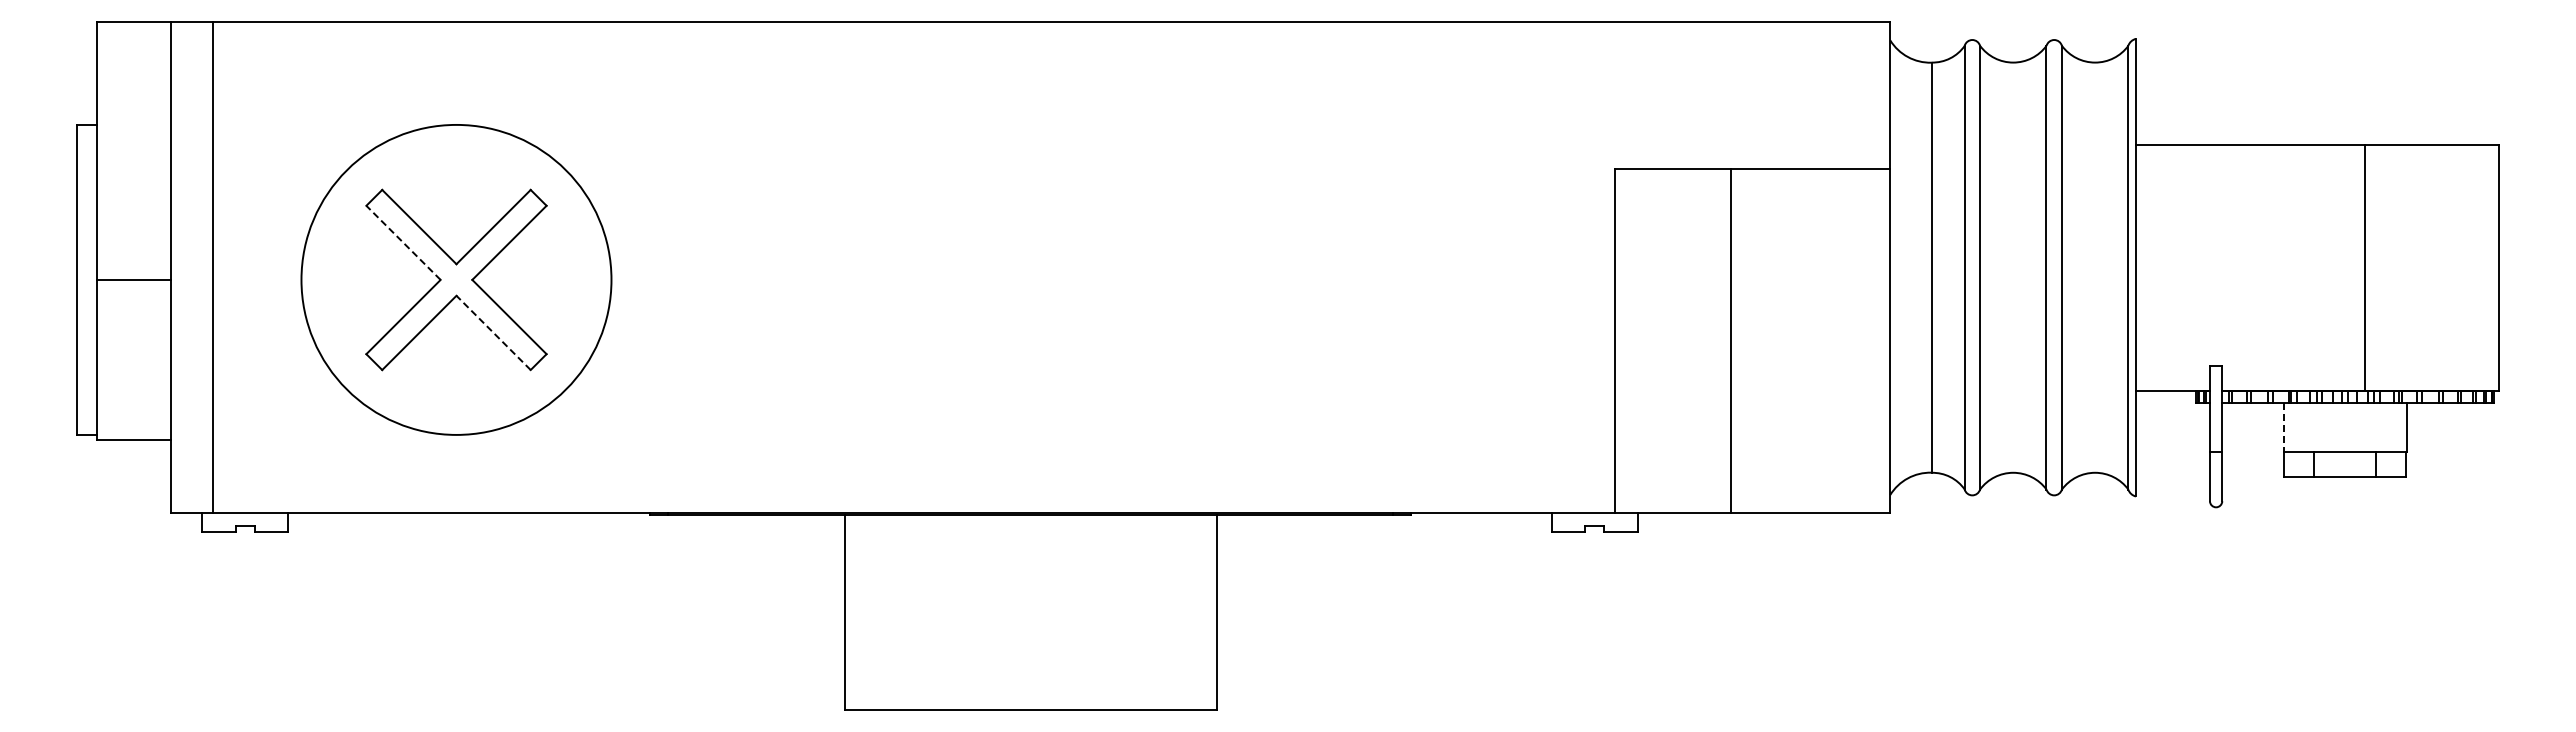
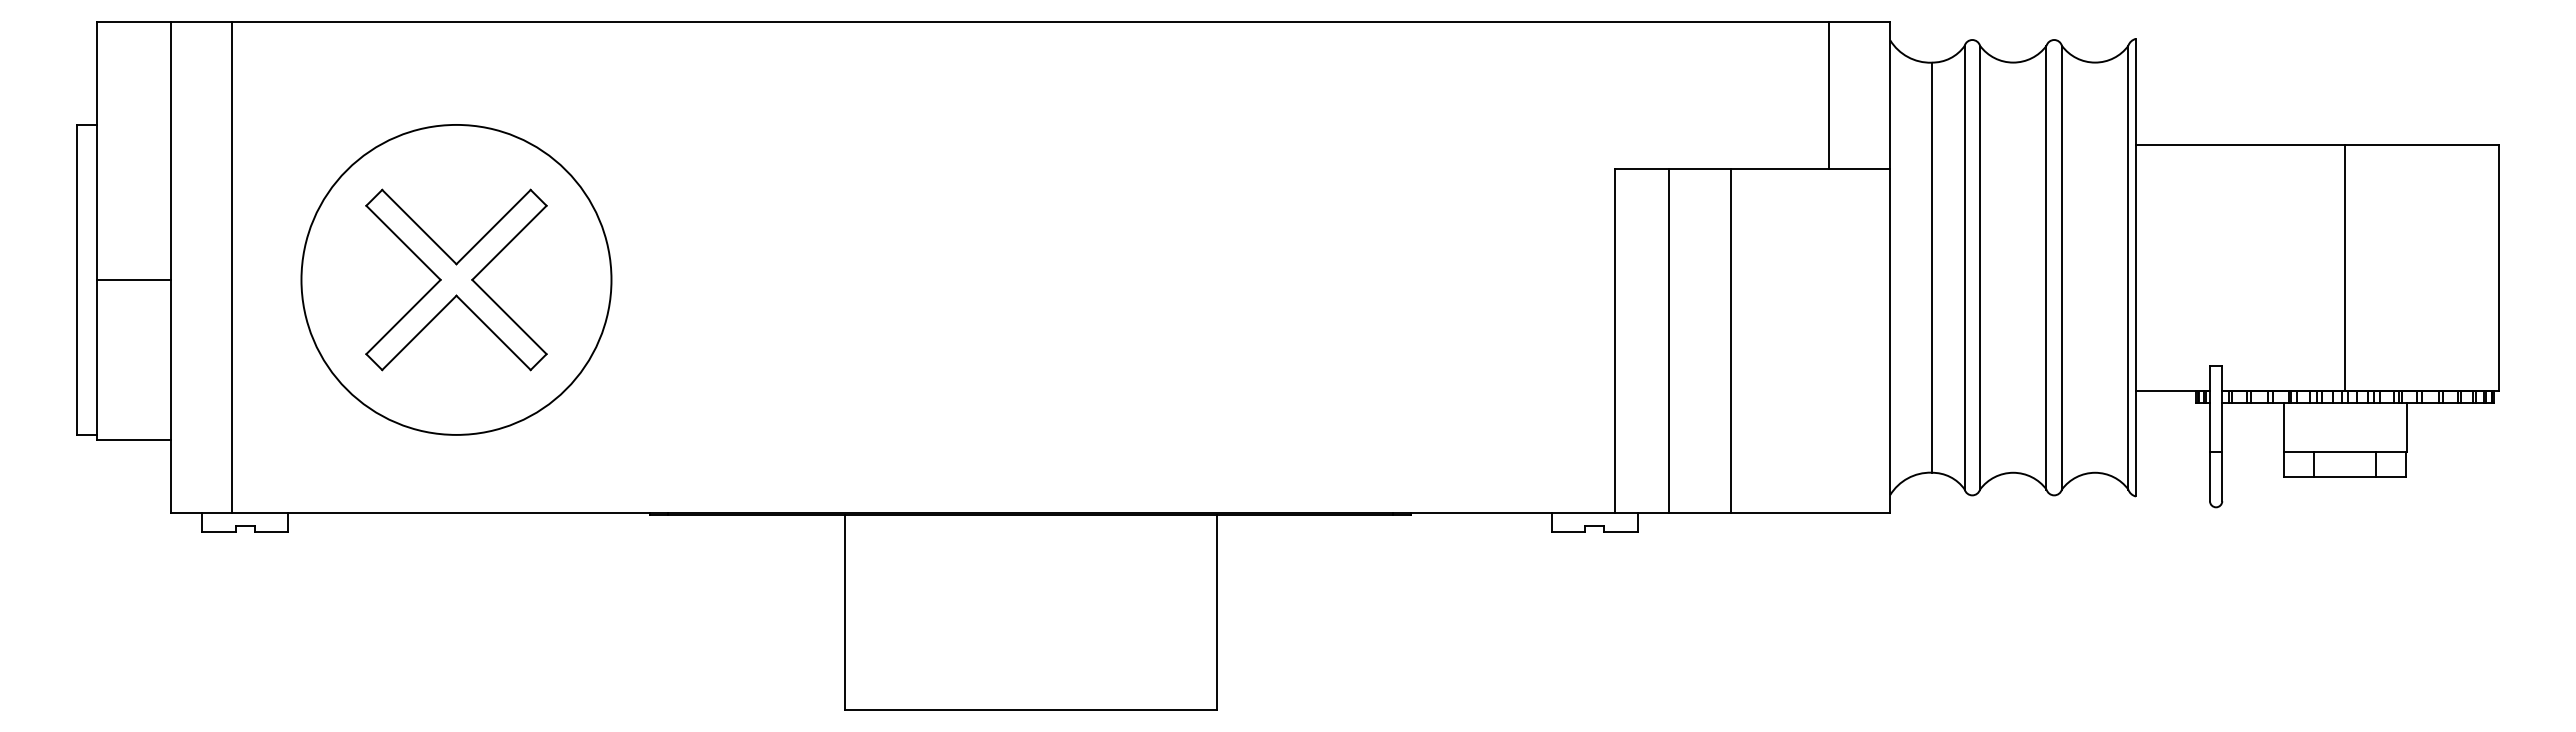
line: none -> present (1828, 95)
line: dashed -> solid (403, 242)
line position: (213, 267) -> (232, 267) (232, 267)
line position: (2365, 267) -> (2345, 267) (2345, 267)
line: dashed -> solid (493, 332)
line: none -> present (1669, 341)
line: dashed -> solid (2283, 428)
